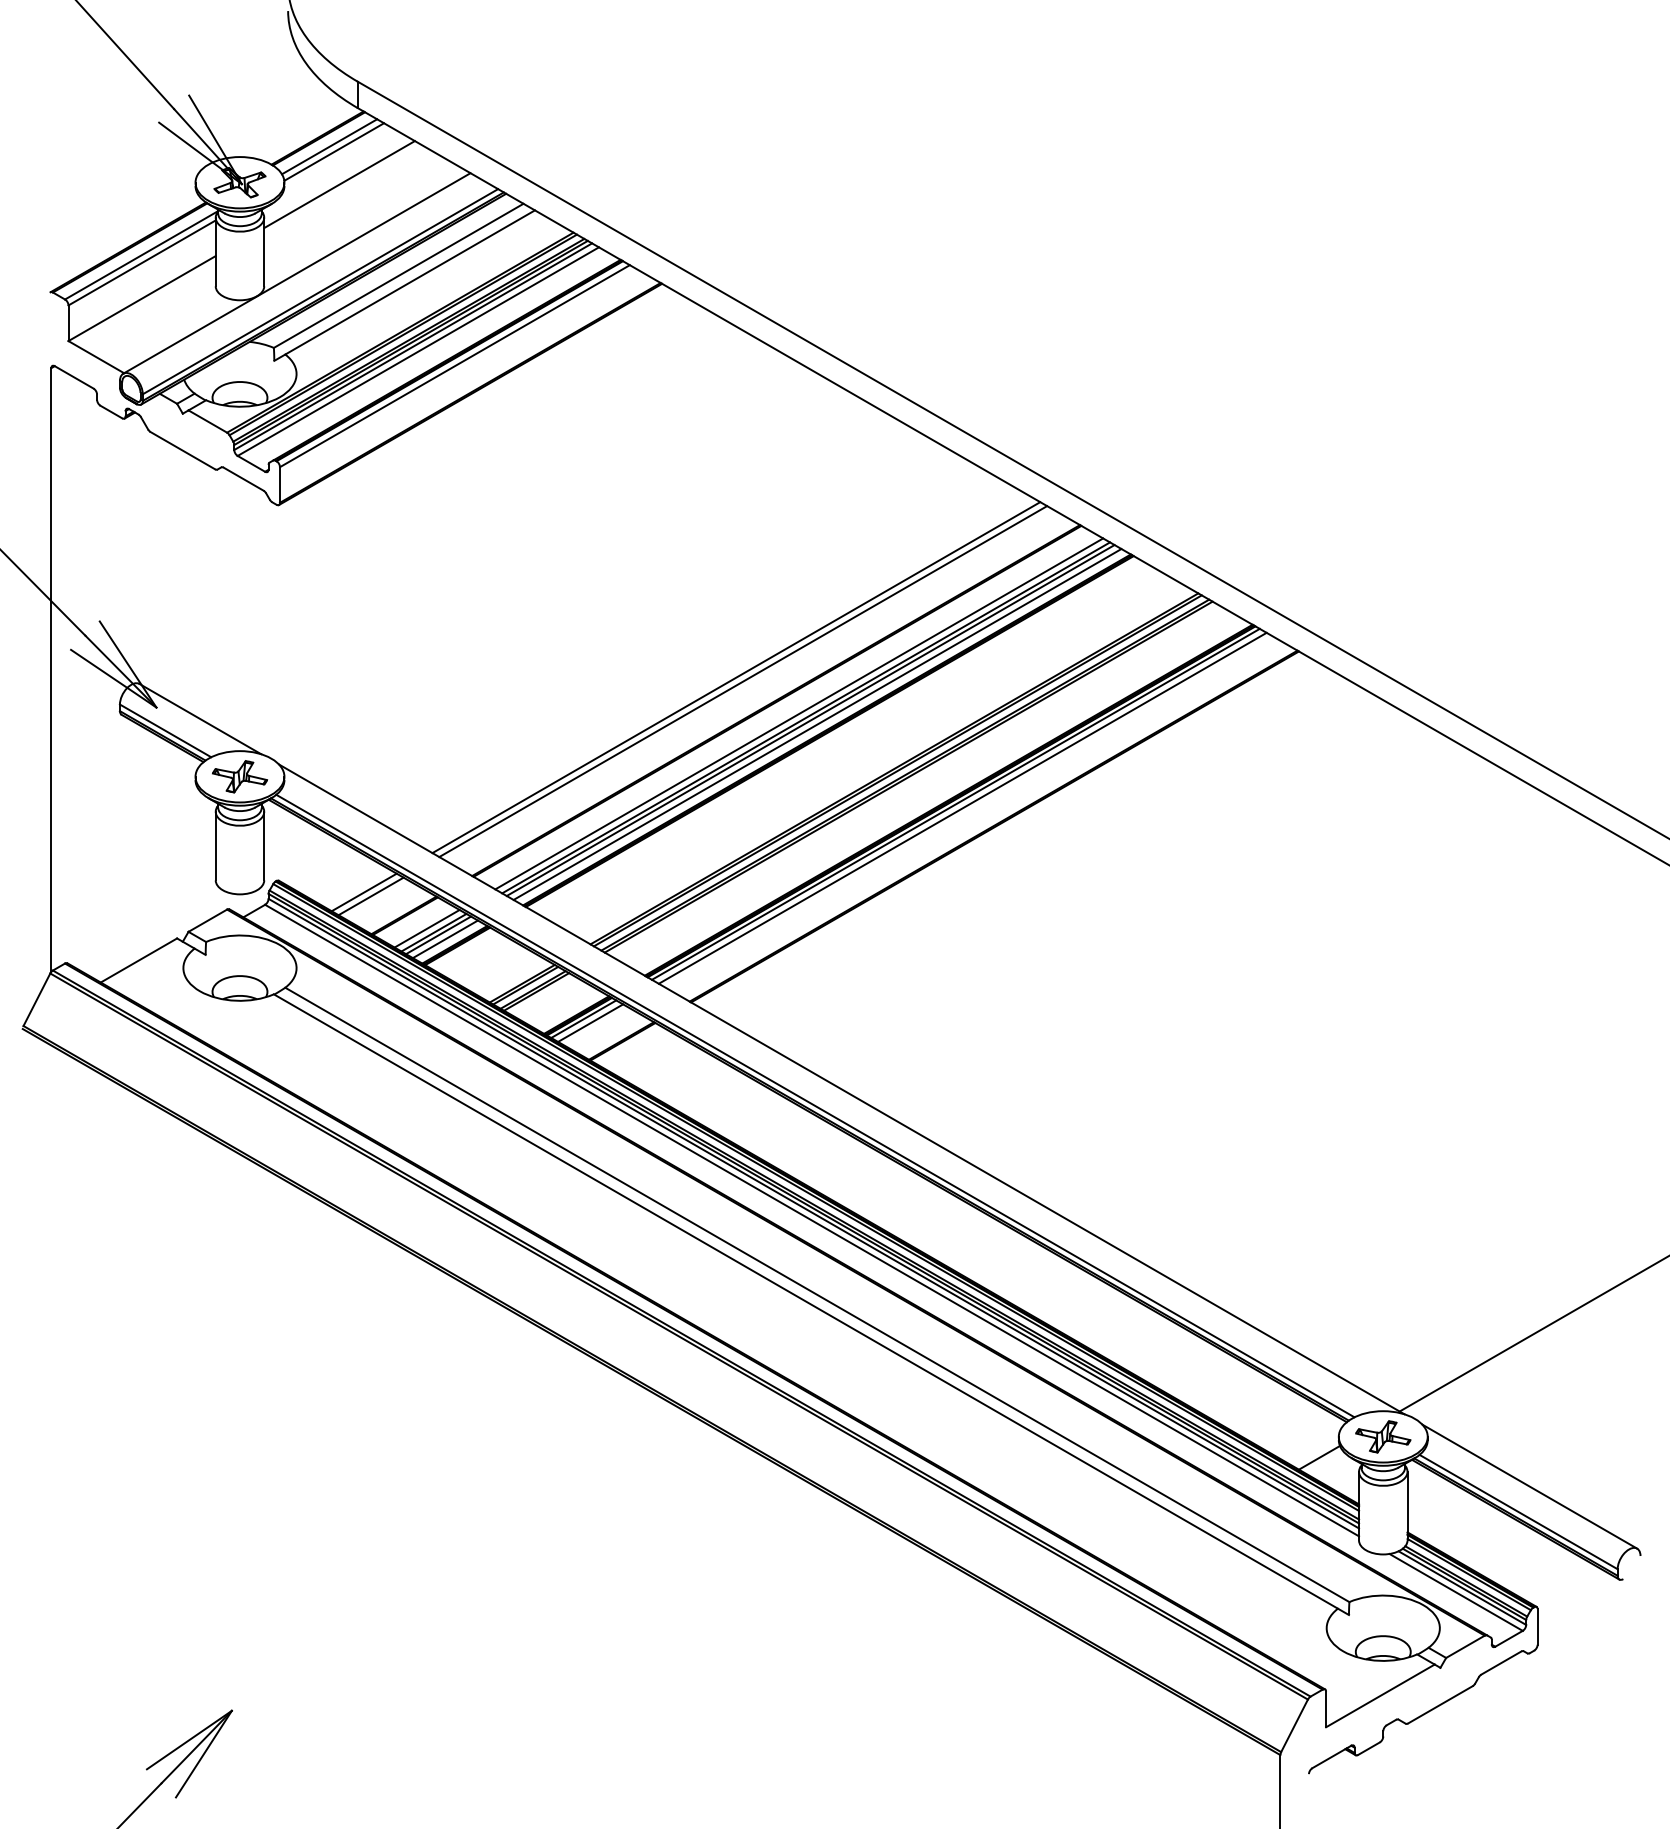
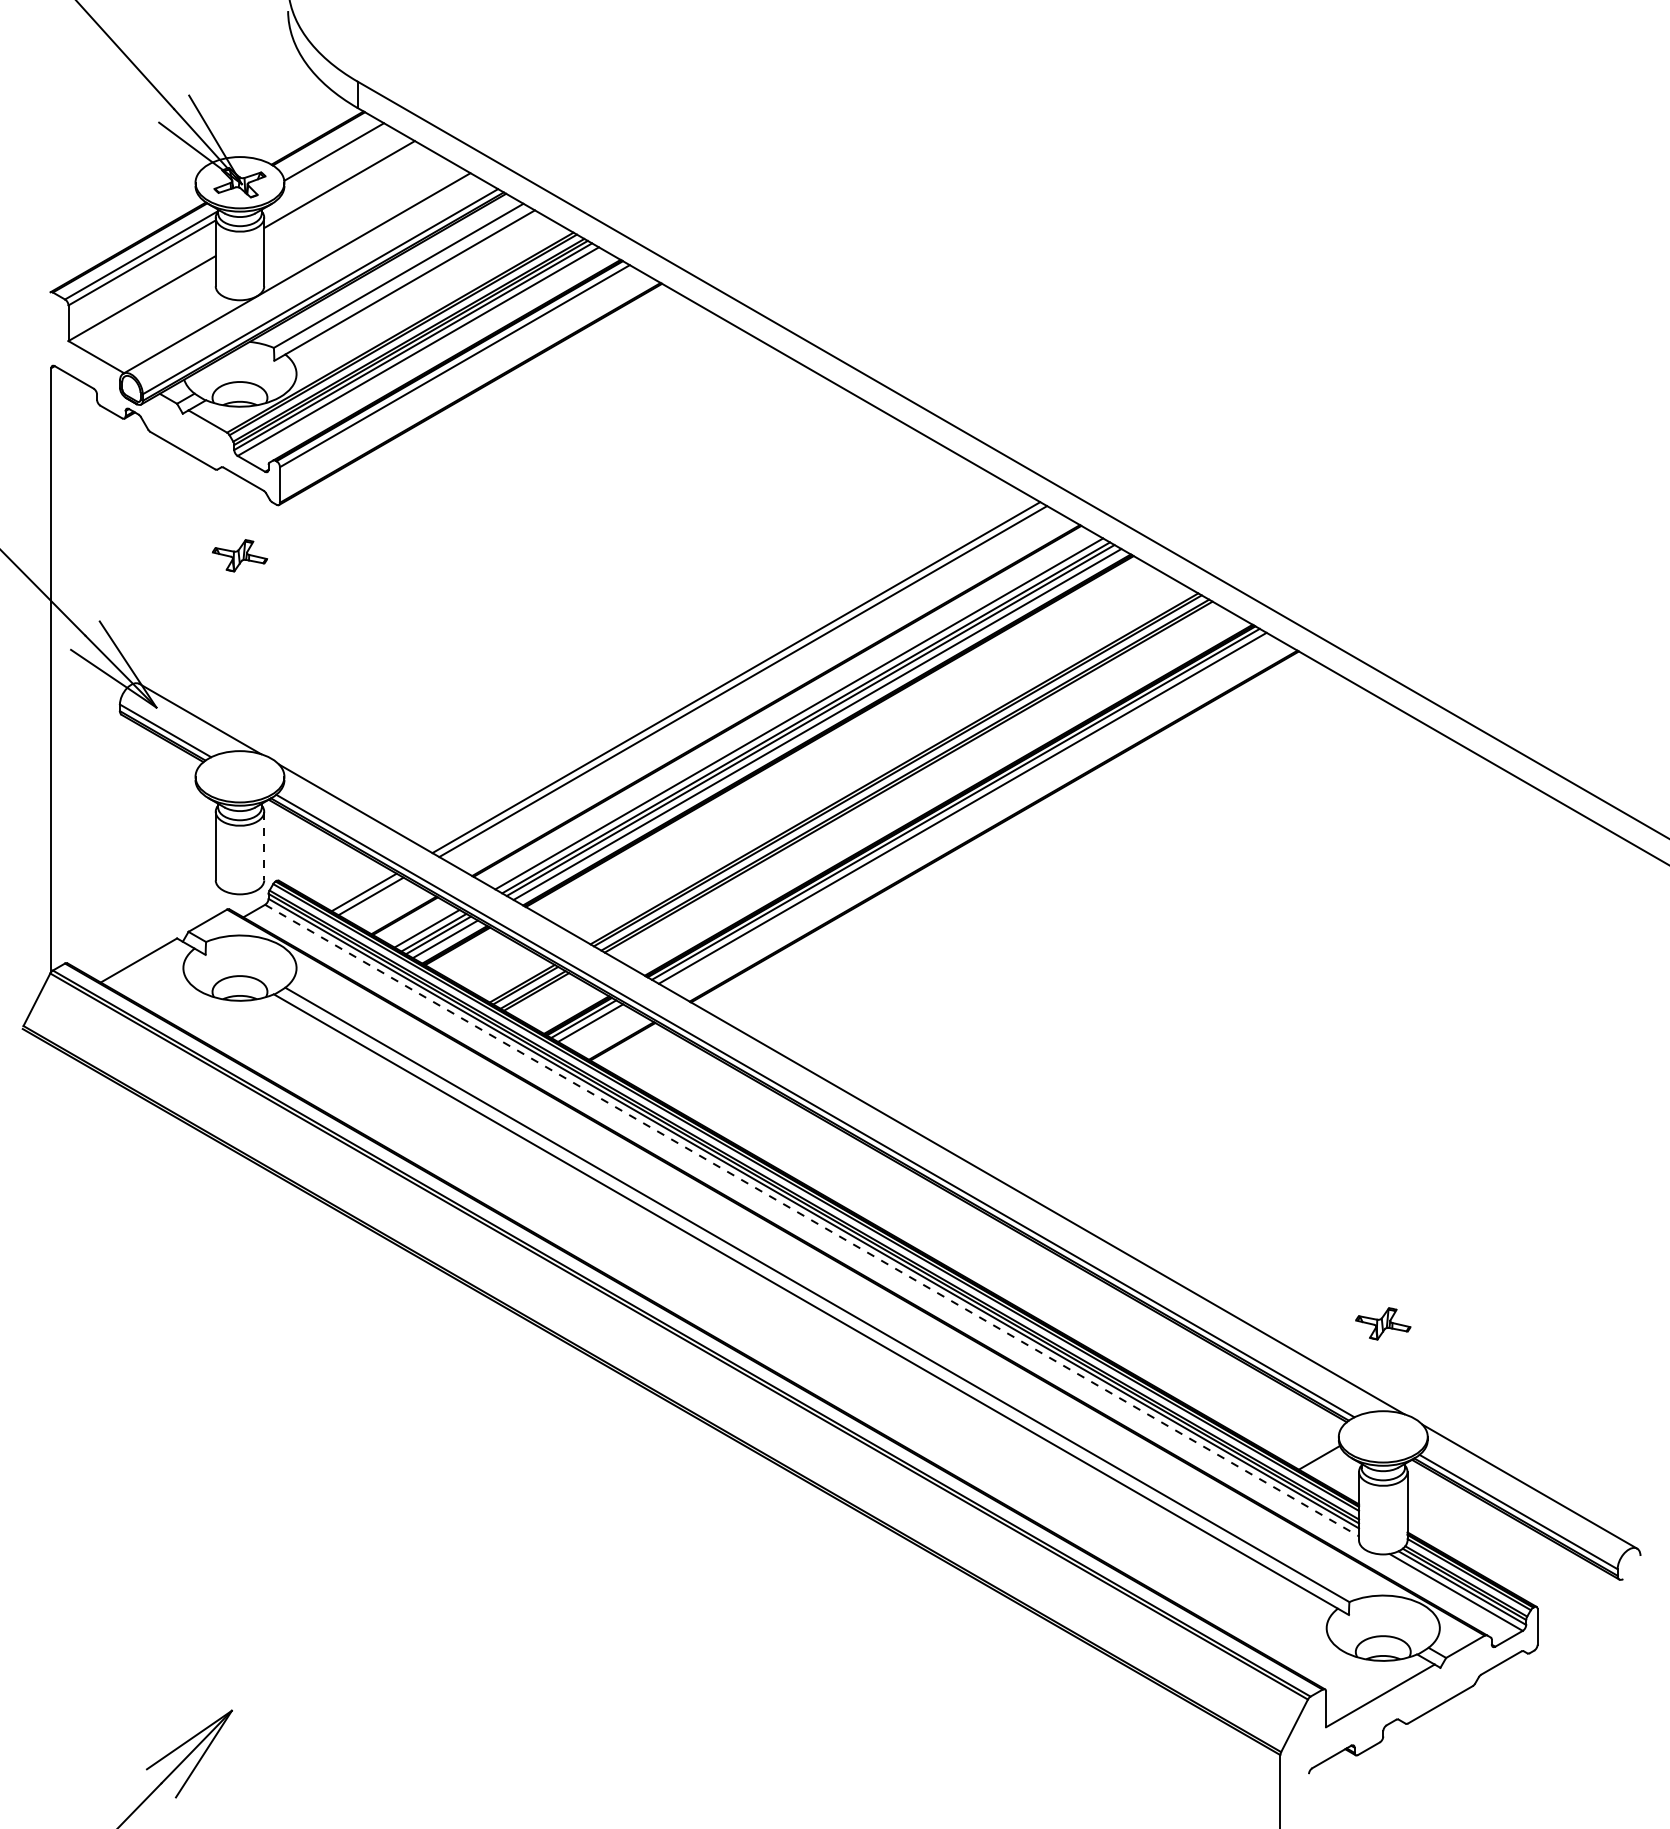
line: present -> none (329, 146)
part position: (240, 776) -> (240, 555) (240, 555)
line: solid -> dashed (264, 846)
line: solid -> dashed (812, 1220)
line: present -> none (1532, 1334)
part position: (1383, 1436) -> (1383, 1323) (1383, 1323)
